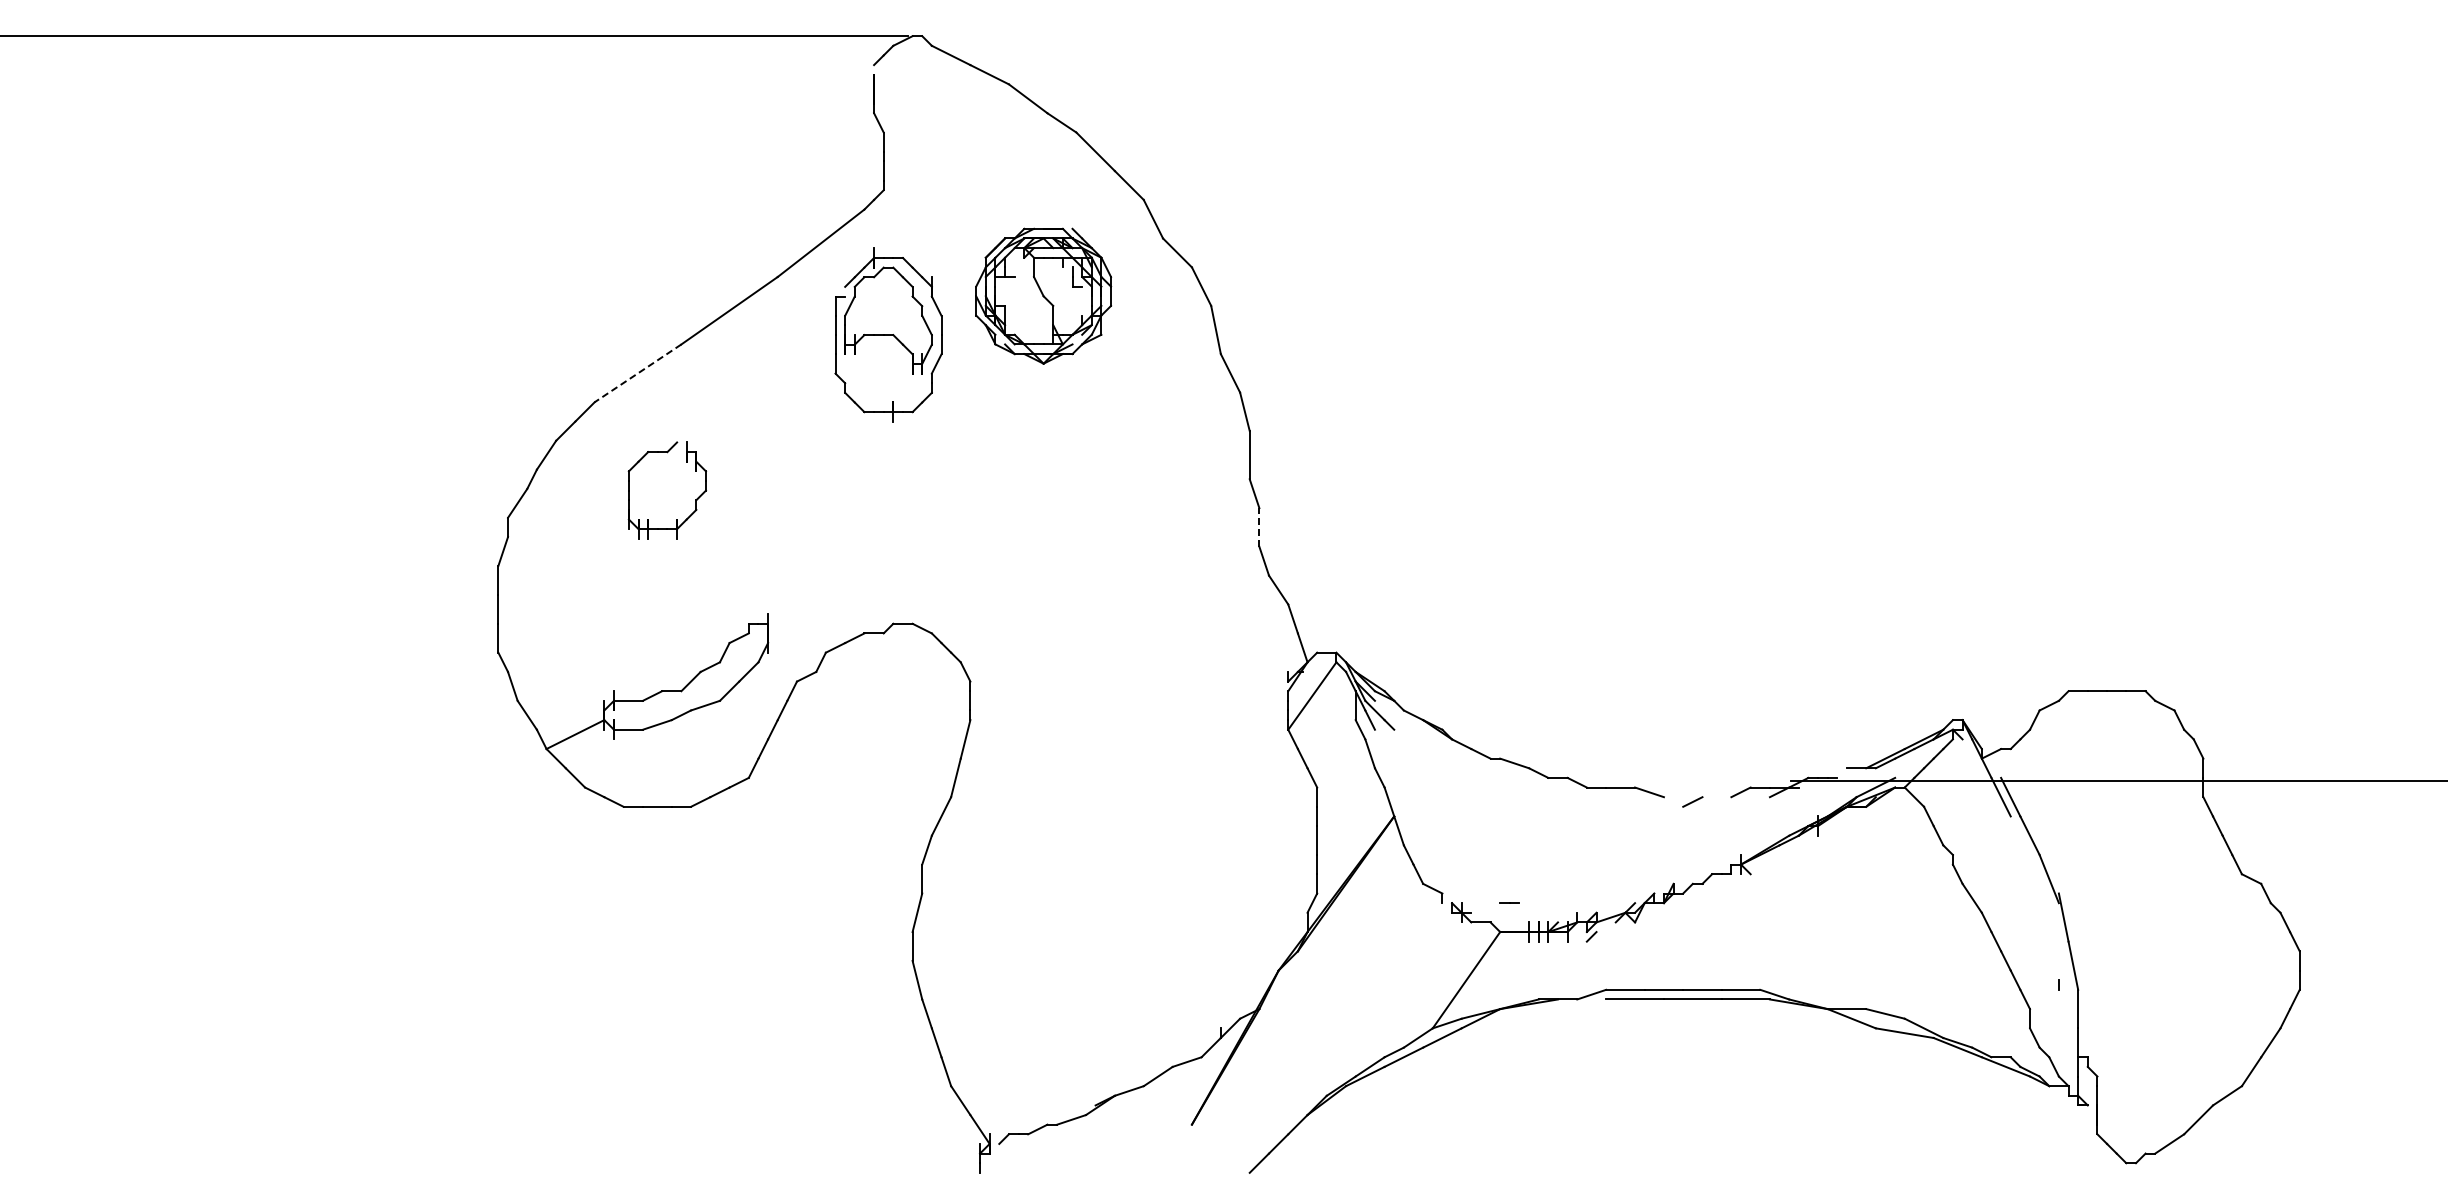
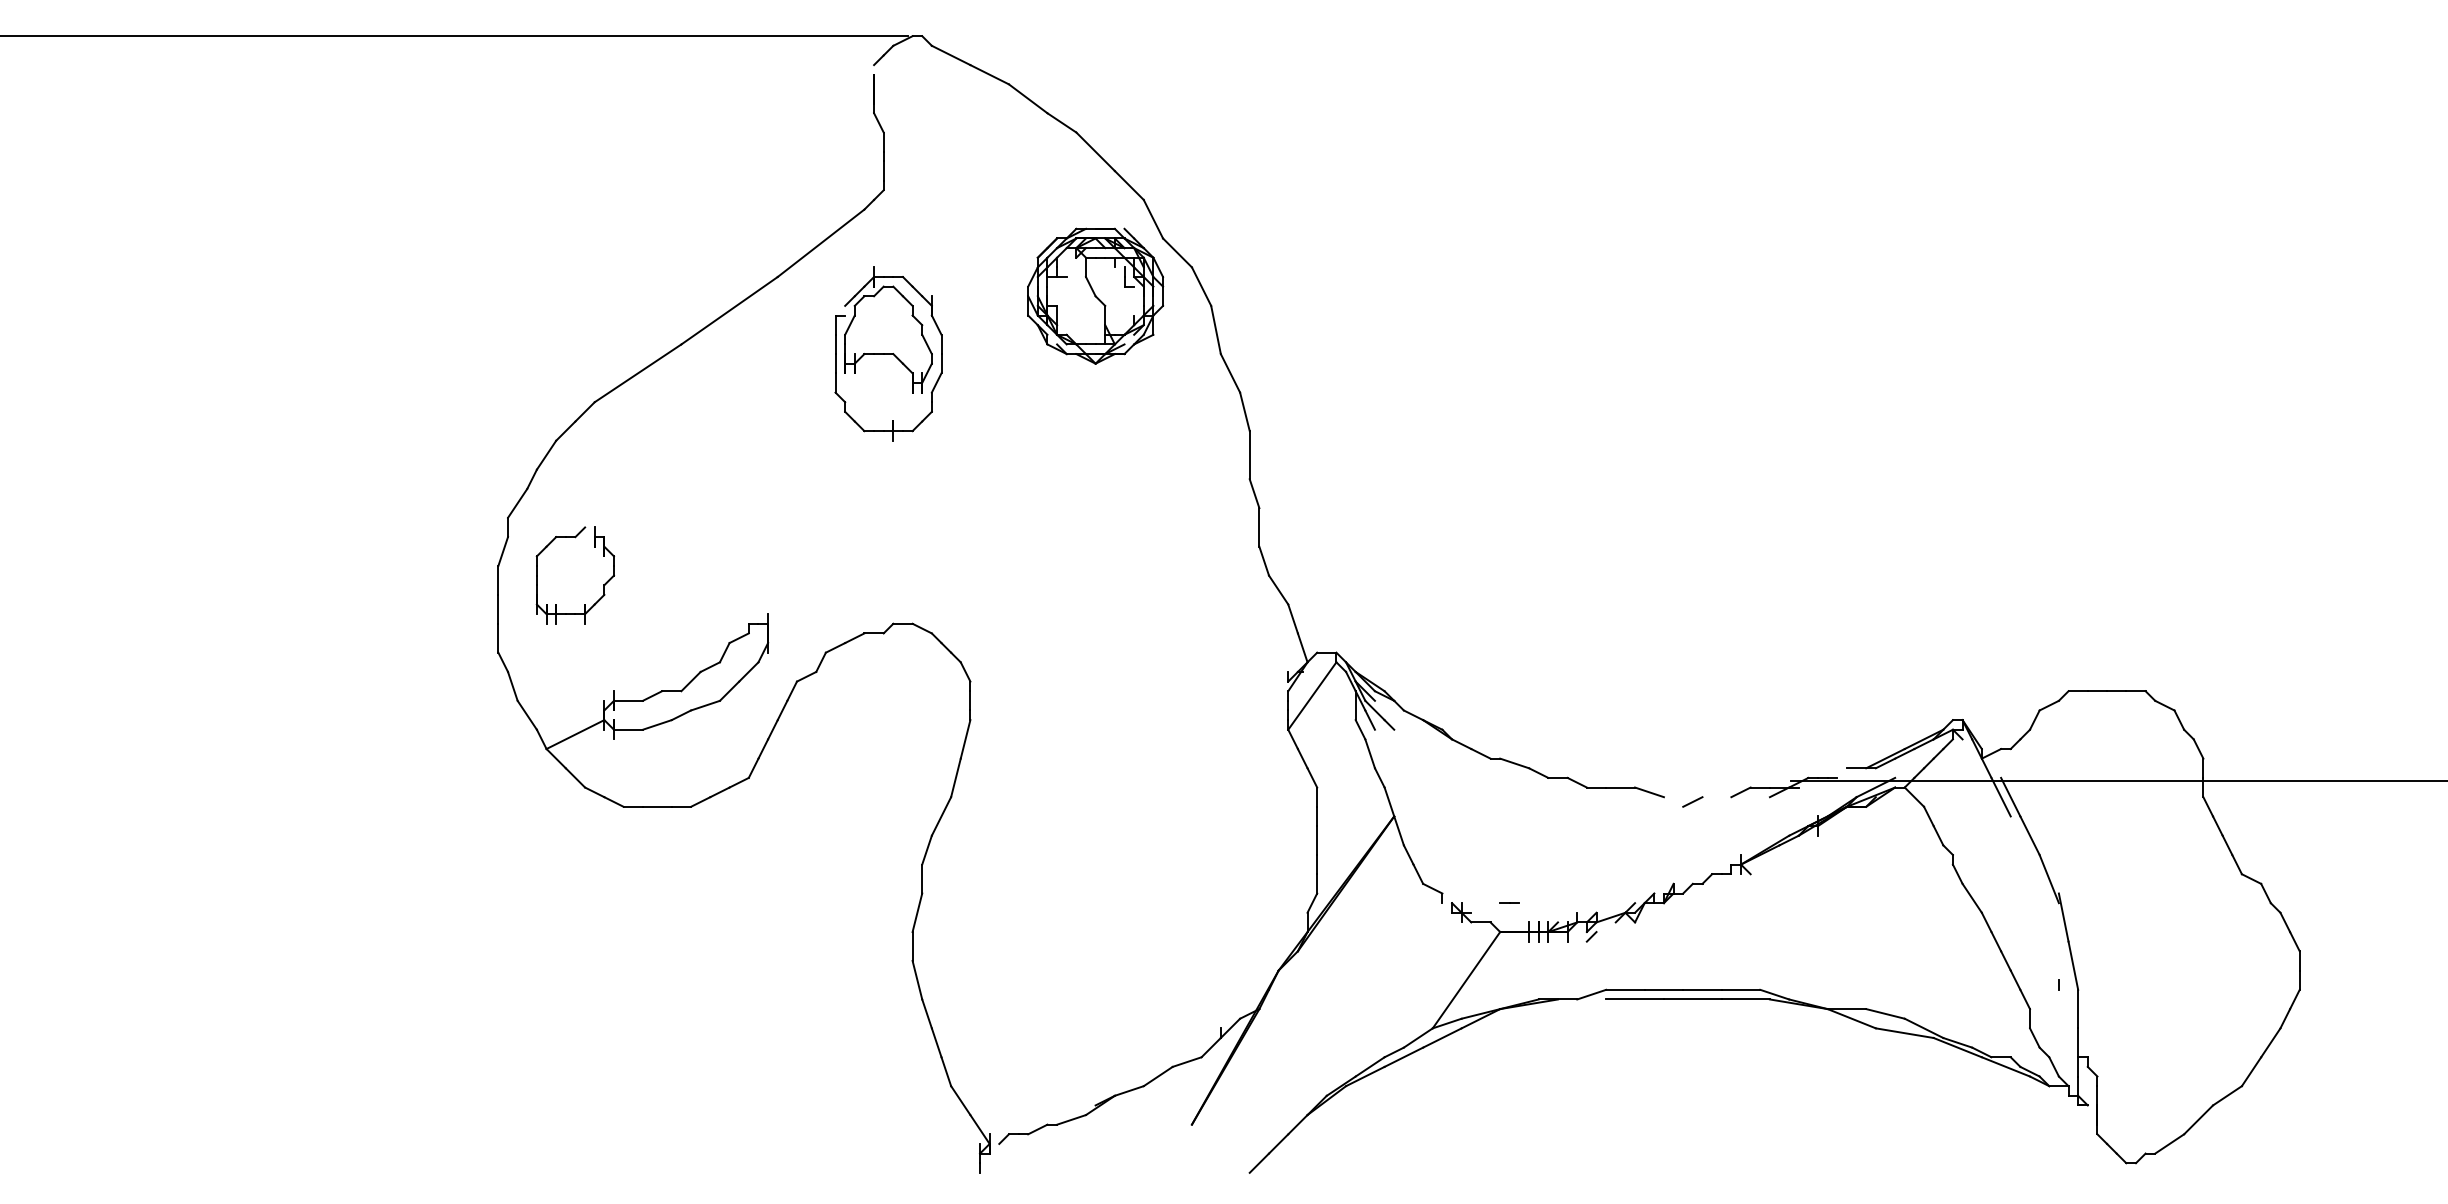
part position: (1043, 295) -> (1095, 295) (1095, 295)
part position: (888, 334) -> (888, 353) (888, 353)
line: dashed -> solid (637, 373)
part position: (695, 499) -> (603, 584) (603, 584)
line: dashed -> solid (1259, 526)
